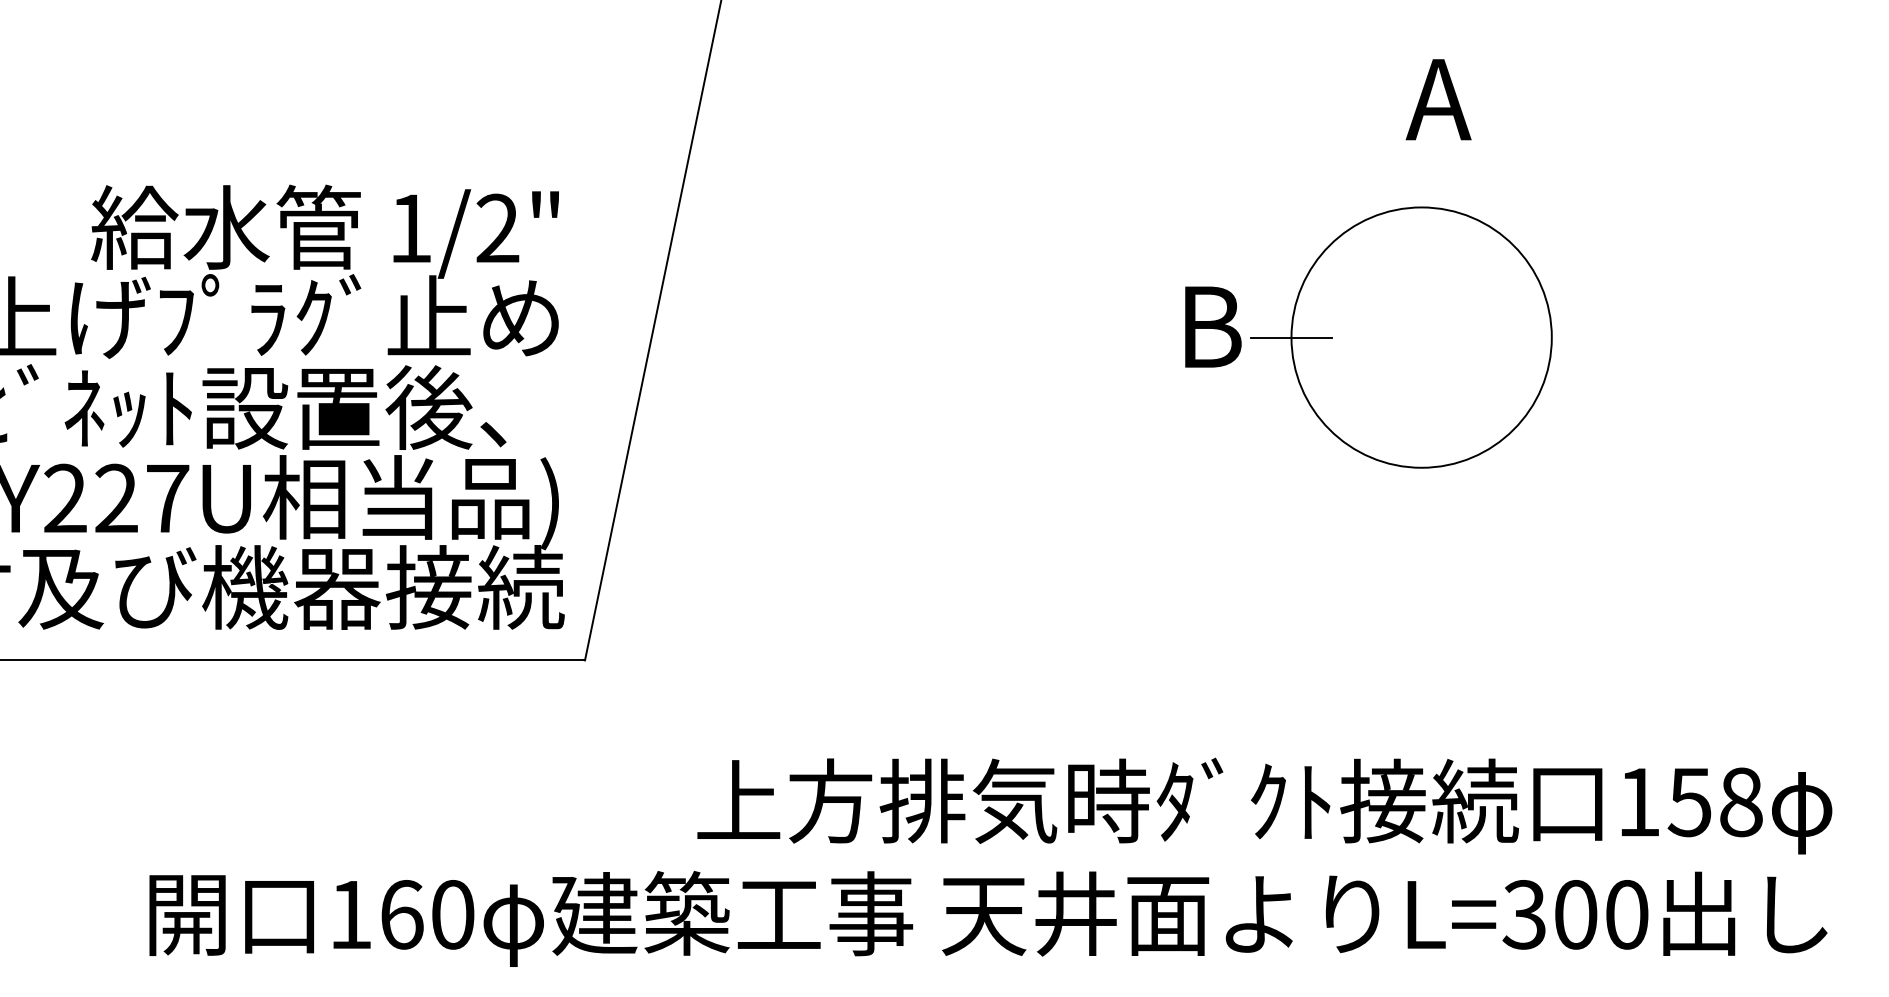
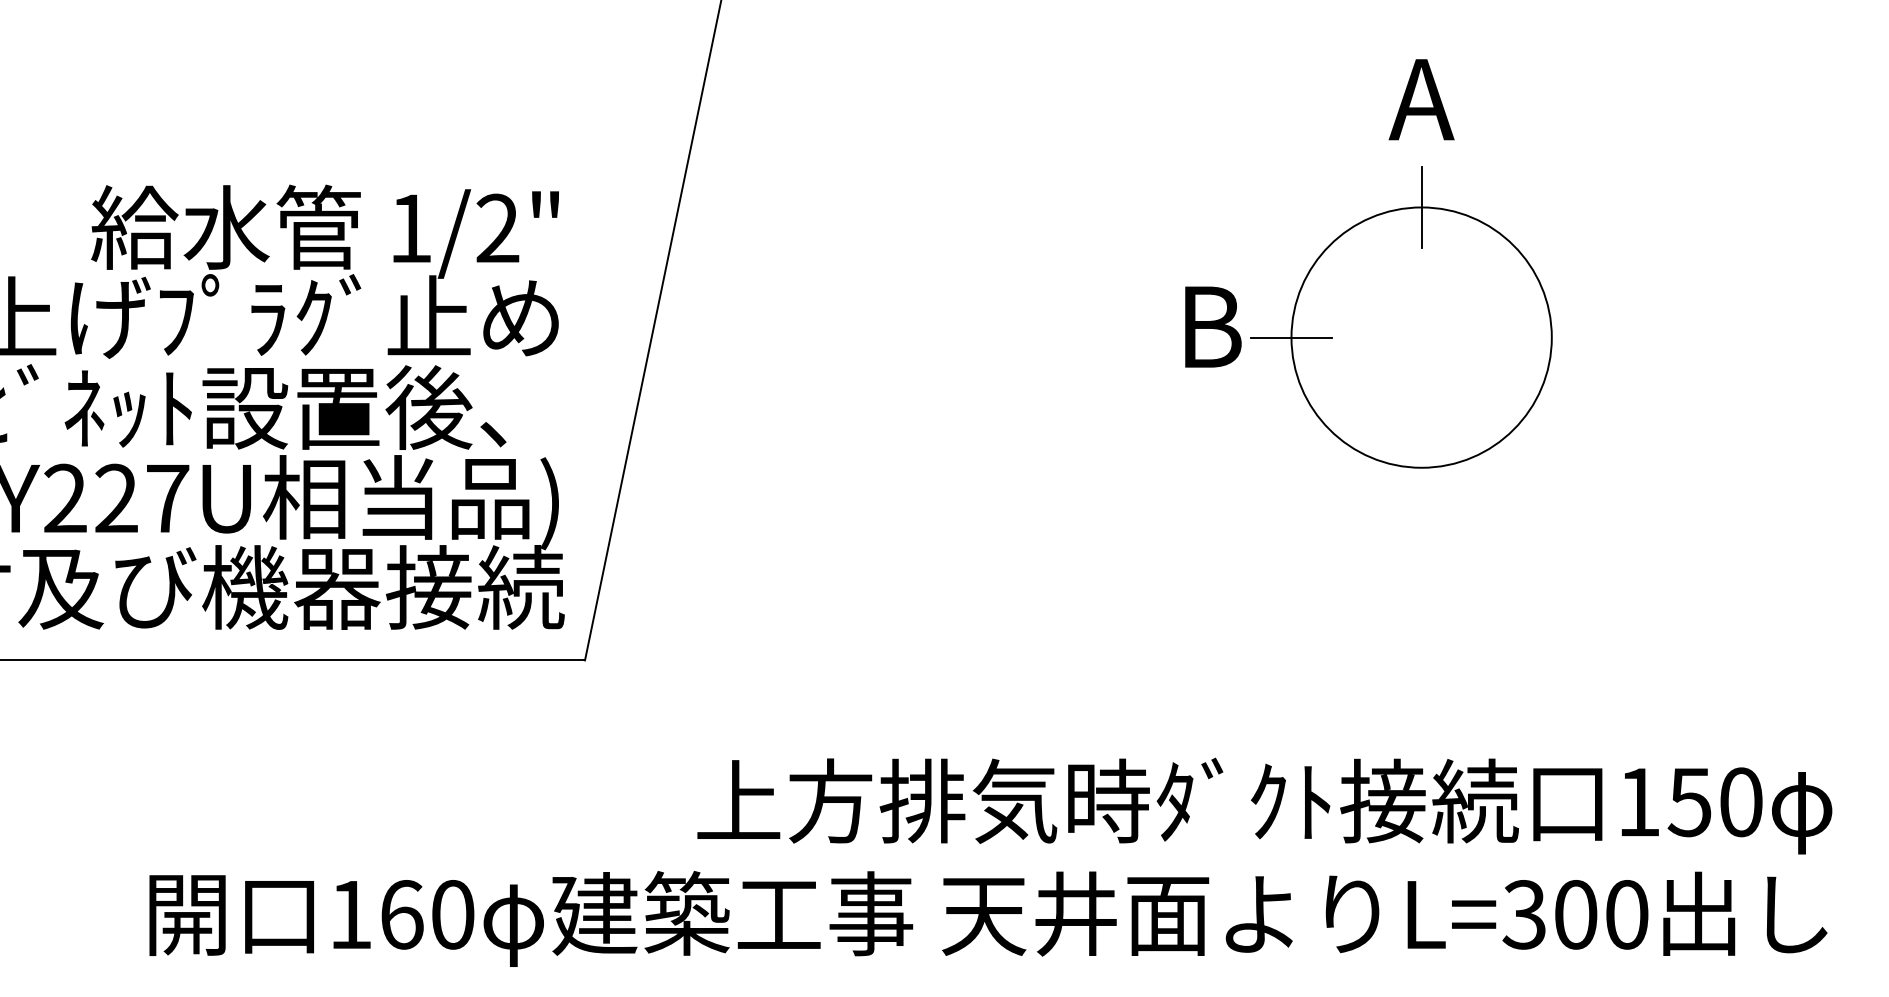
text position: (1438, 99) -> (1421, 99) (1421, 99)
line: none -> present (1421, 206)
text: 158 -> 150 (1741, 802)
